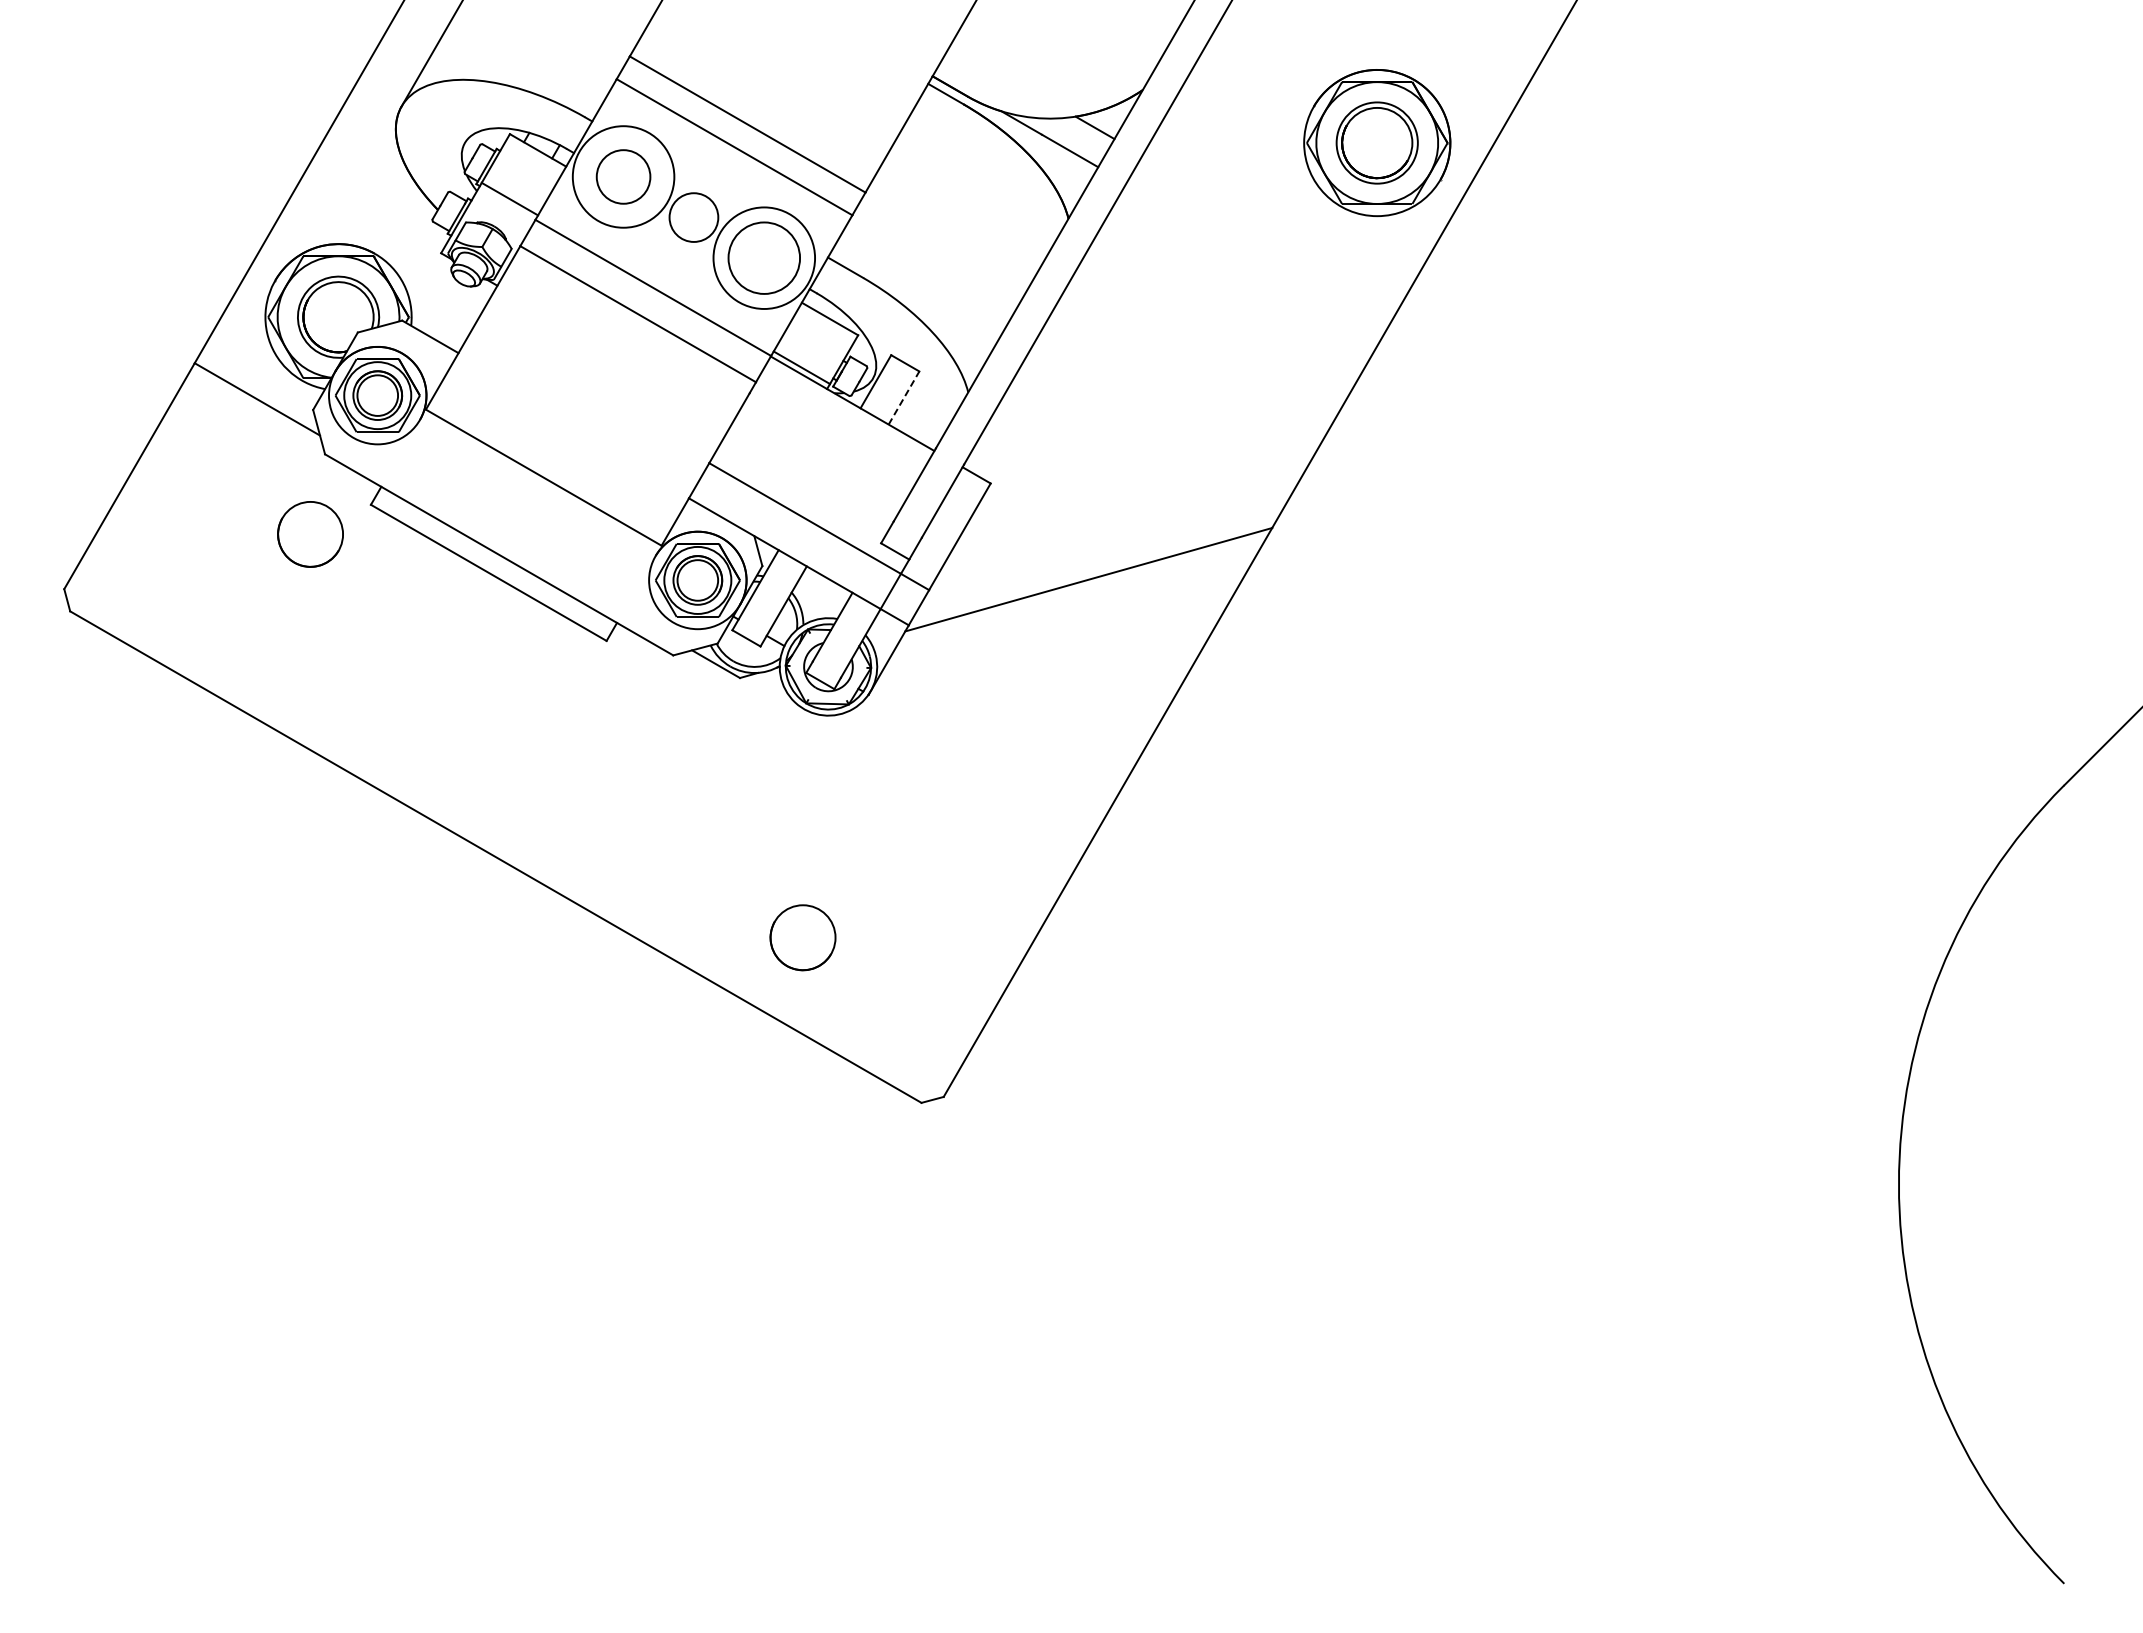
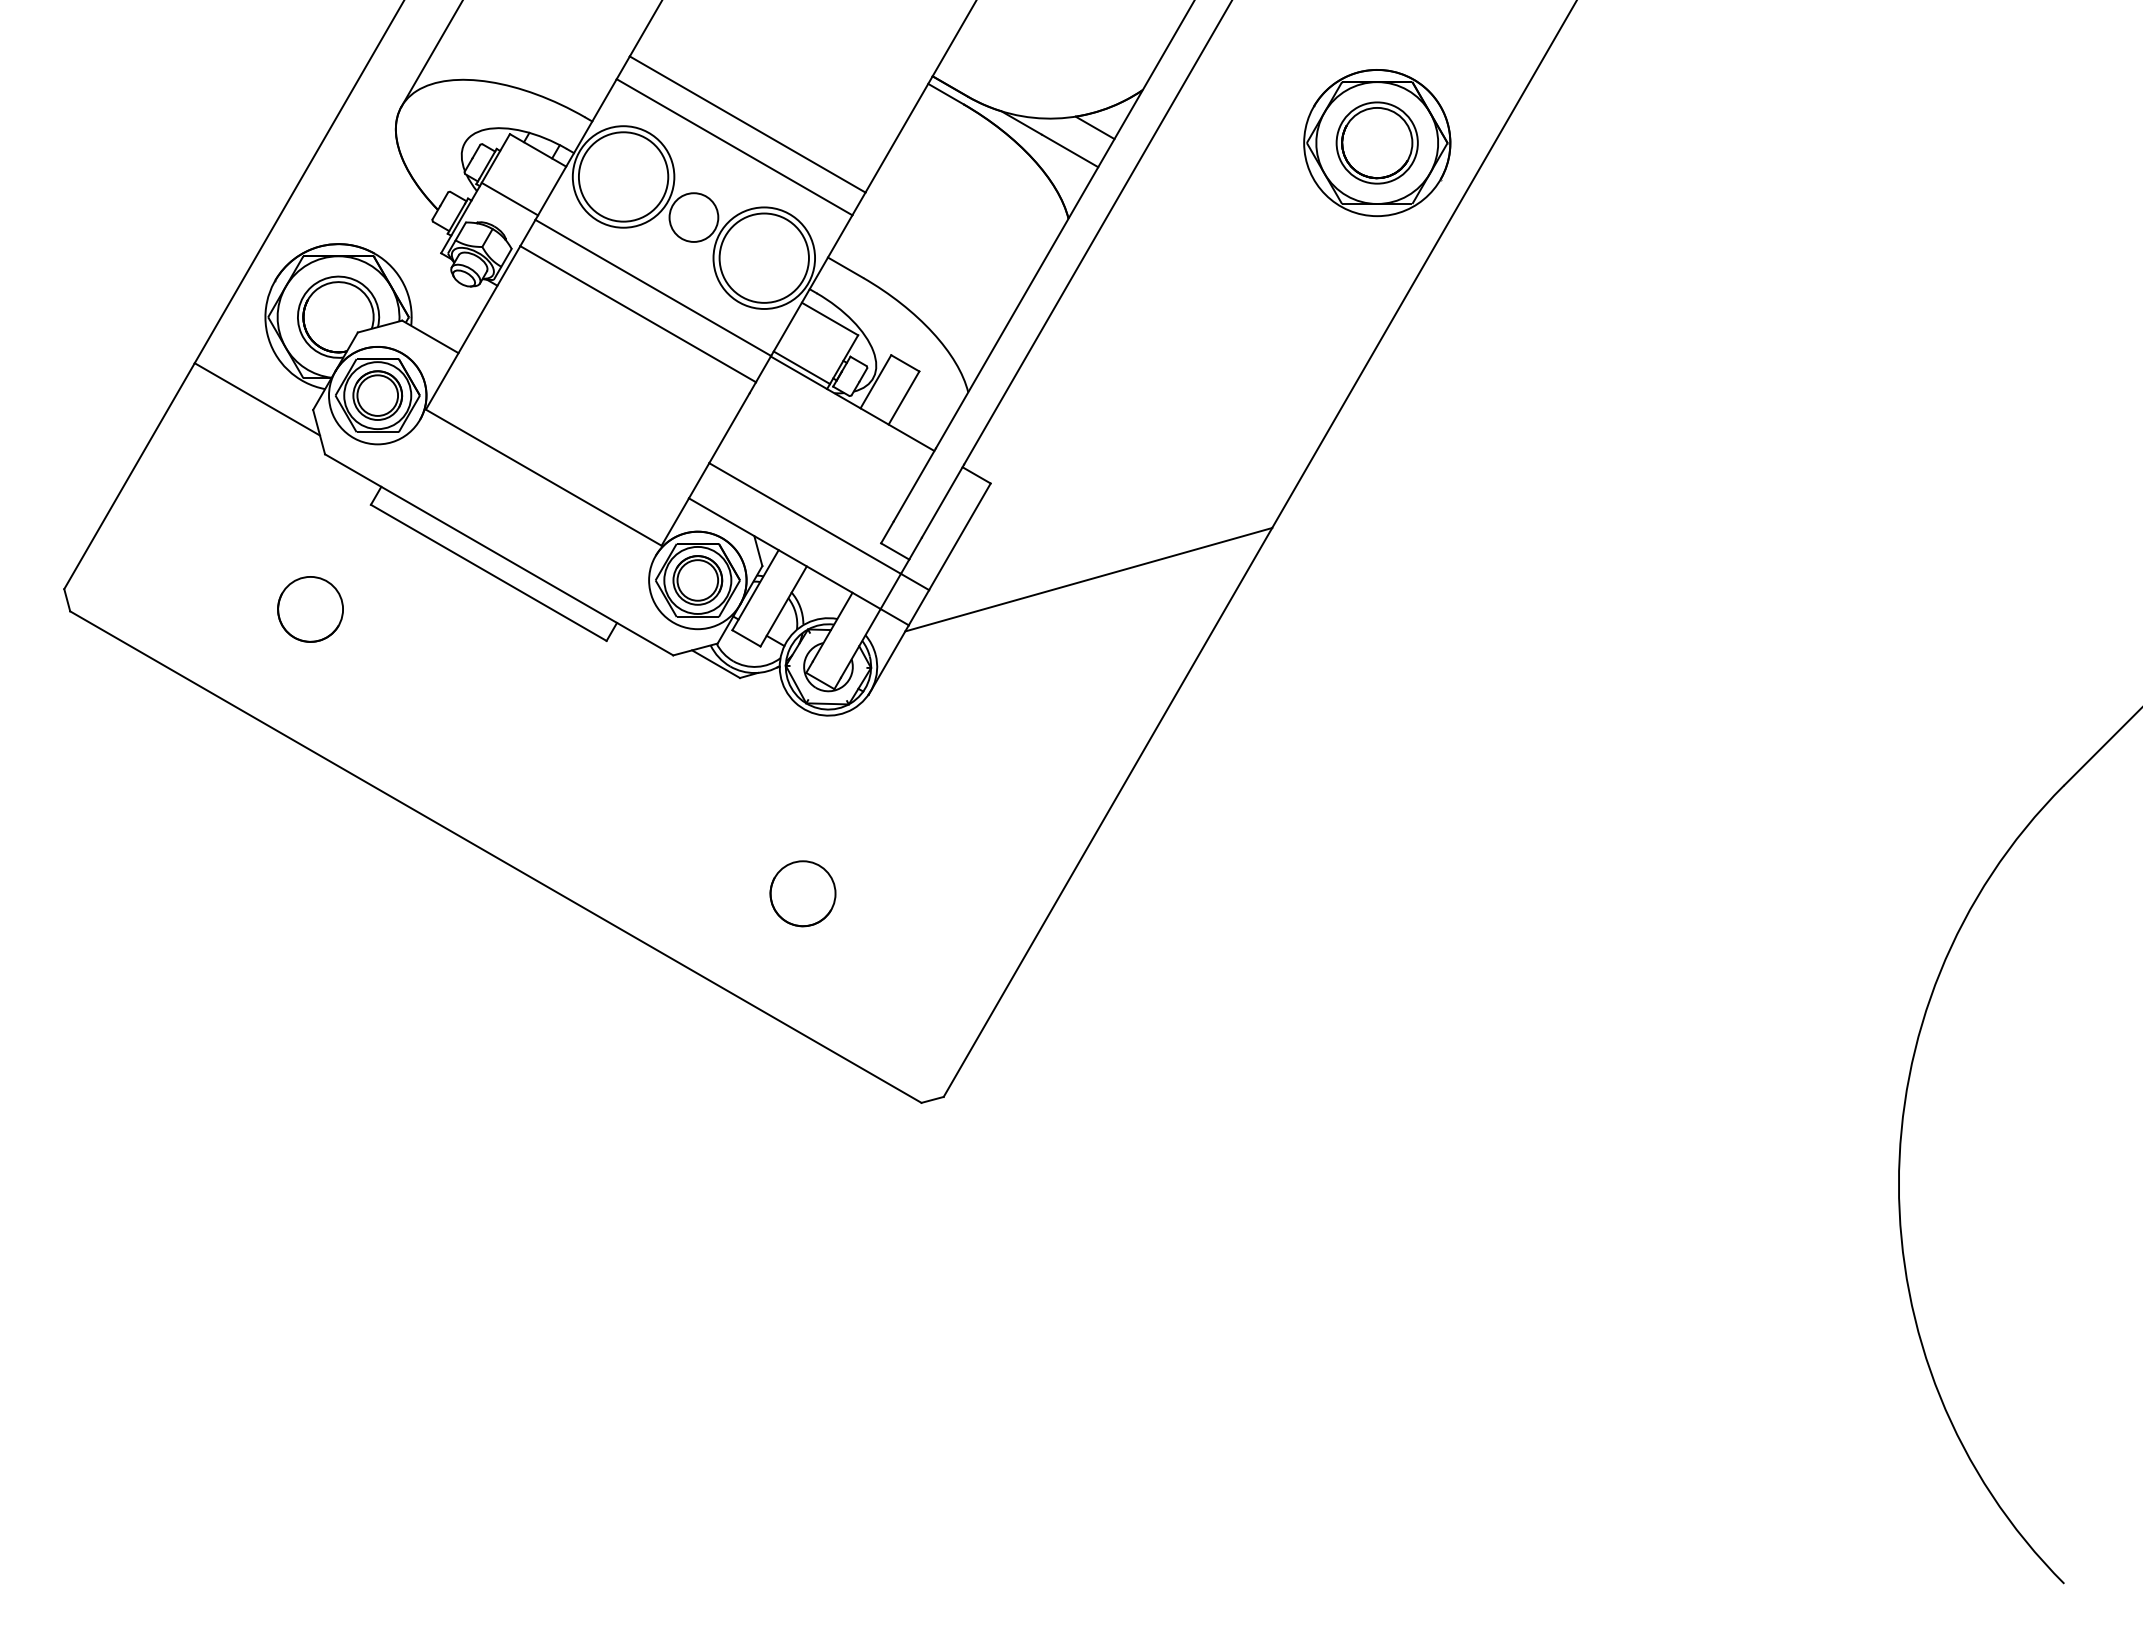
circle diameter: 54 px -> 89 px (623, 176)
circle diameter: 71 px -> 89 px (763, 257)
line: dashed -> solid (904, 398)
circle position: (310, 534) -> (310, 609) (310, 609)
part position: (802, 937) -> (802, 893) (802, 893)
